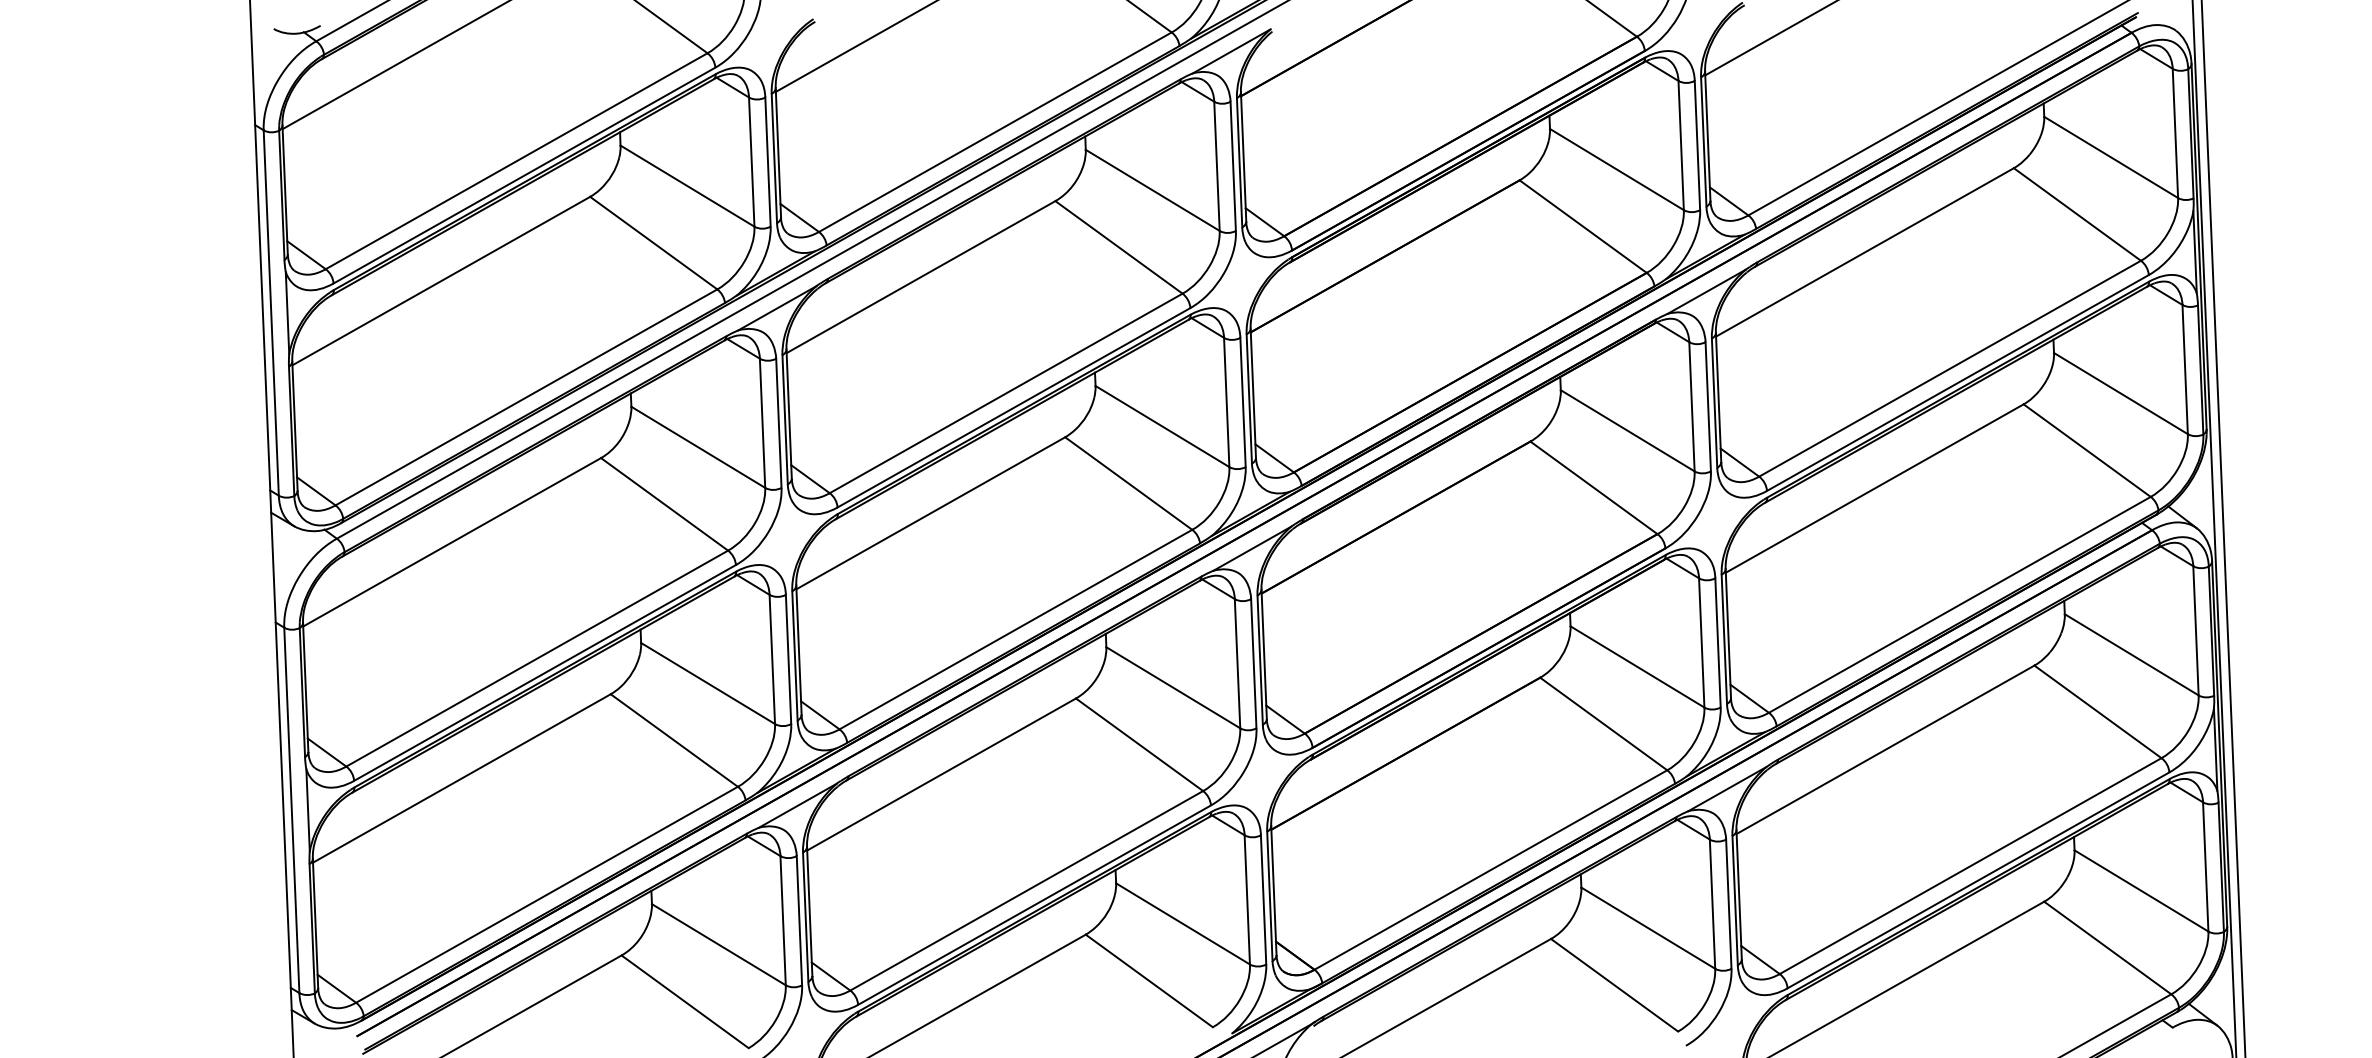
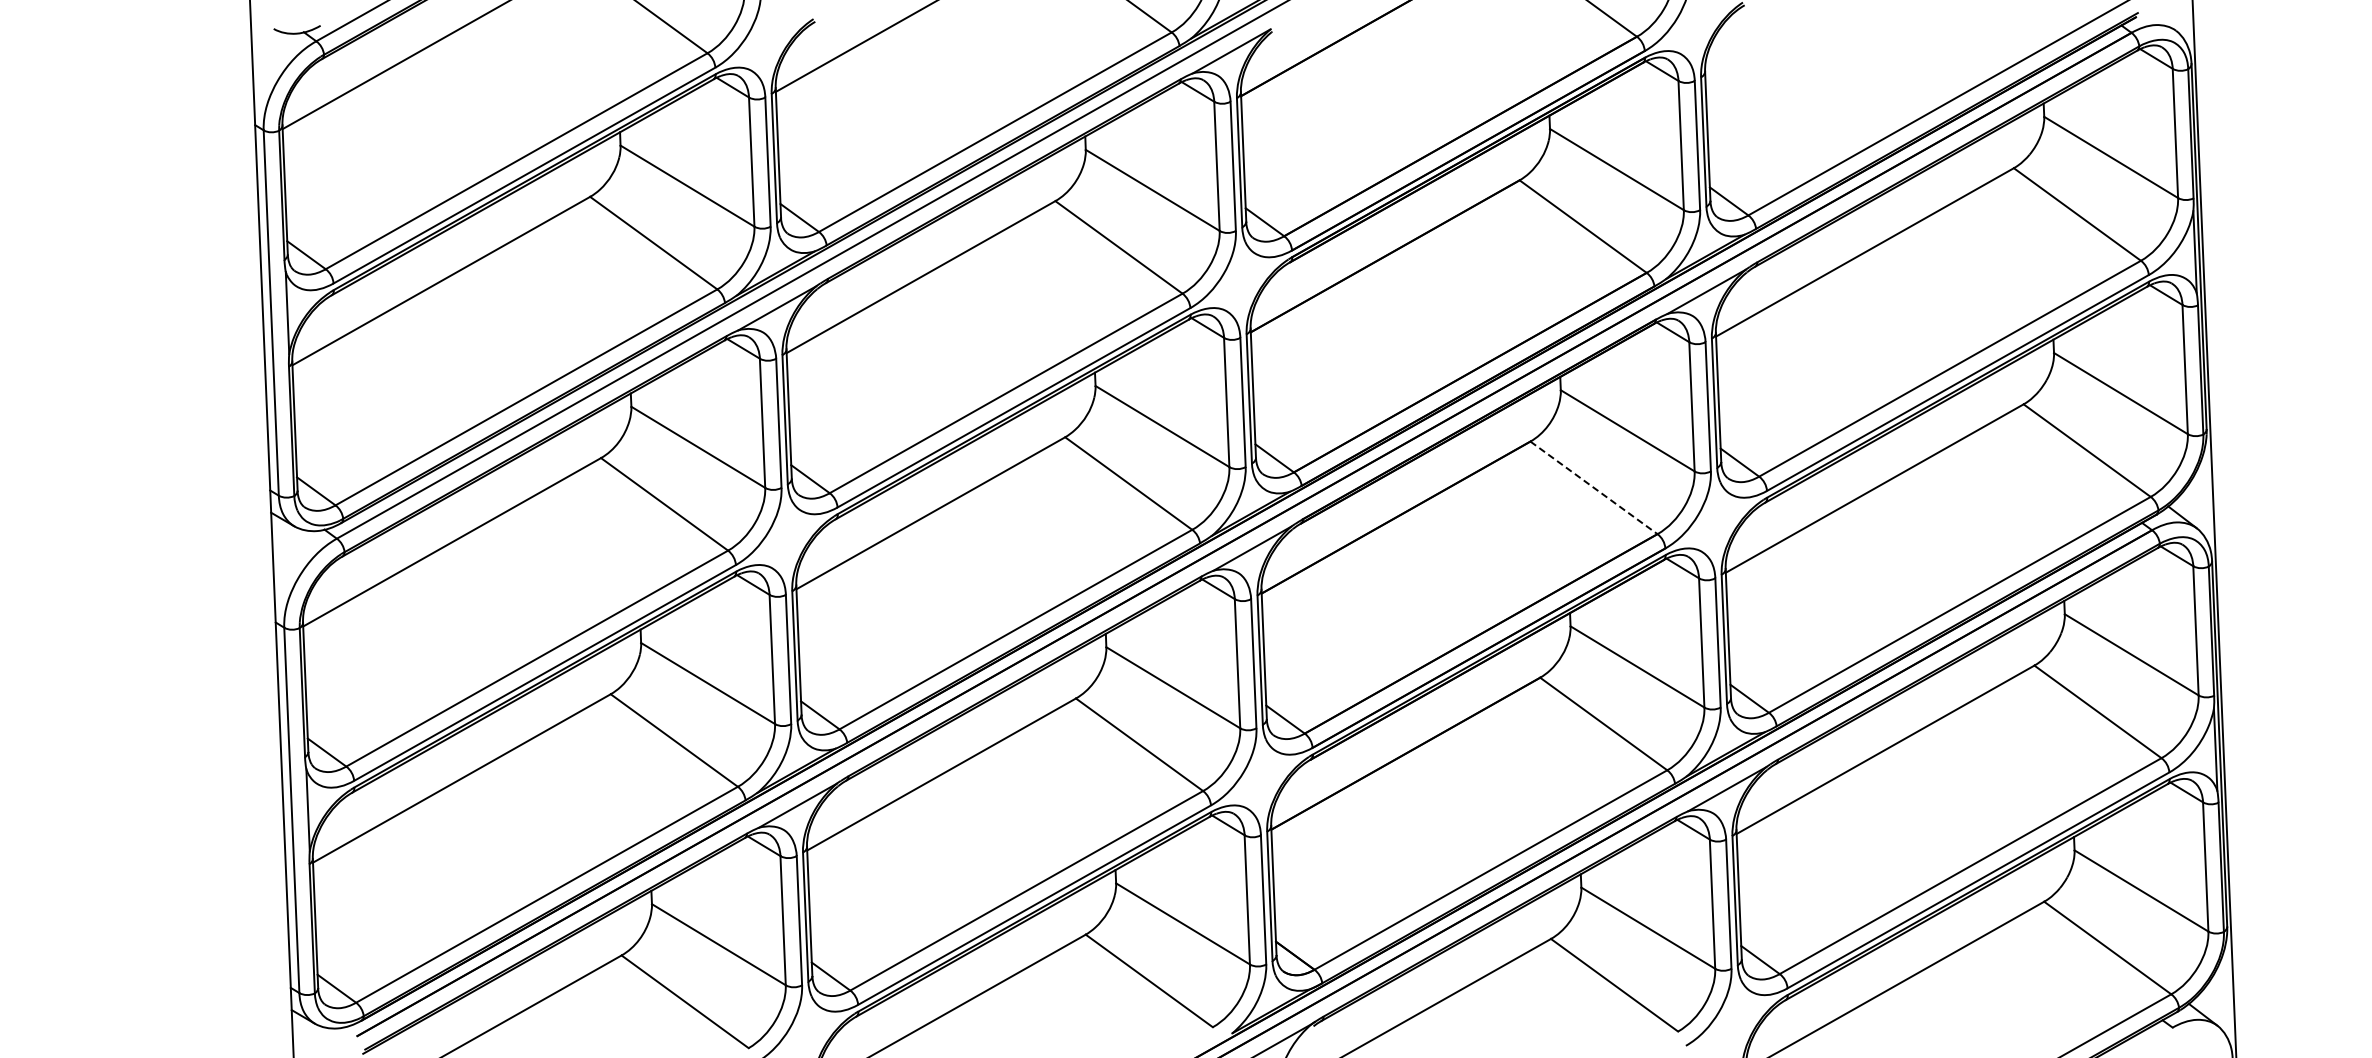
line: present -> none (1770, 38)
line: solid -> dashed (1593, 487)
line: present -> none (2223, 528)
